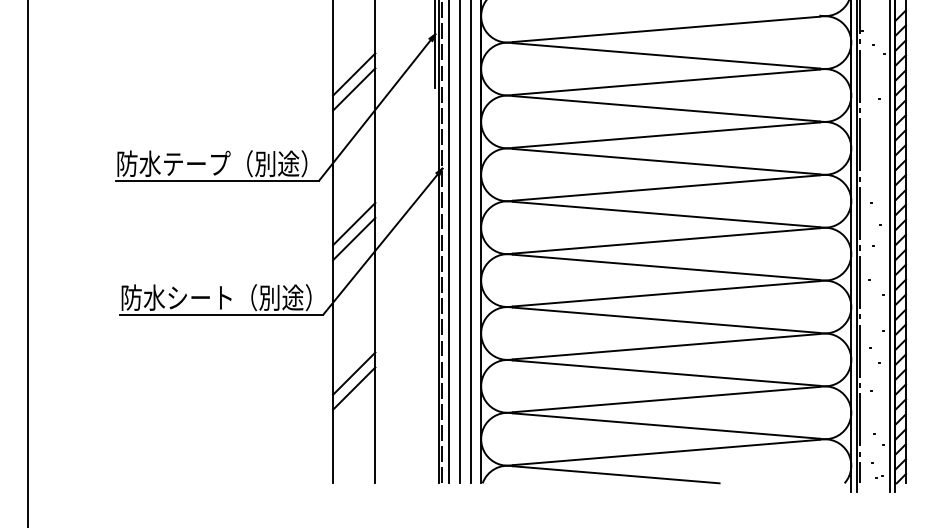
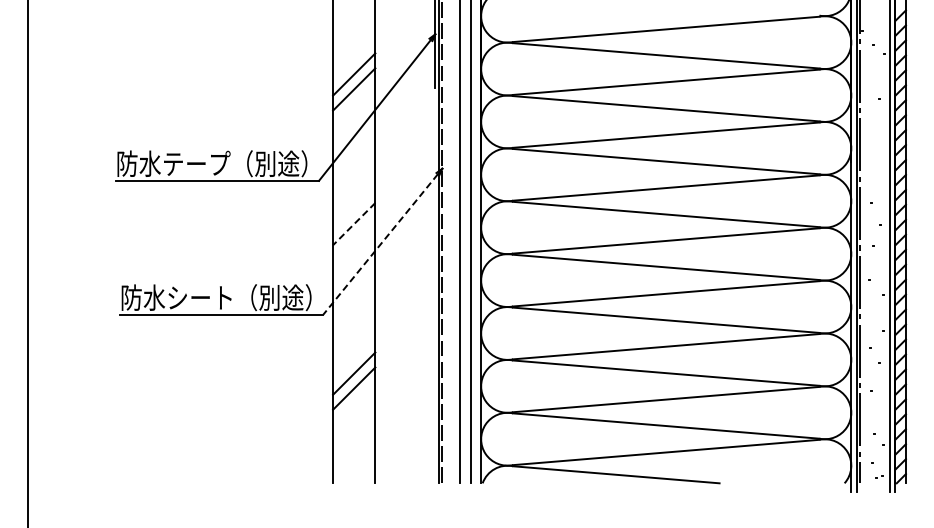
line: solid -> dashed (354, 224)
line: present -> none (354, 238)
line: present -> none (449, 242)
line: solid -> dashed (380, 244)
